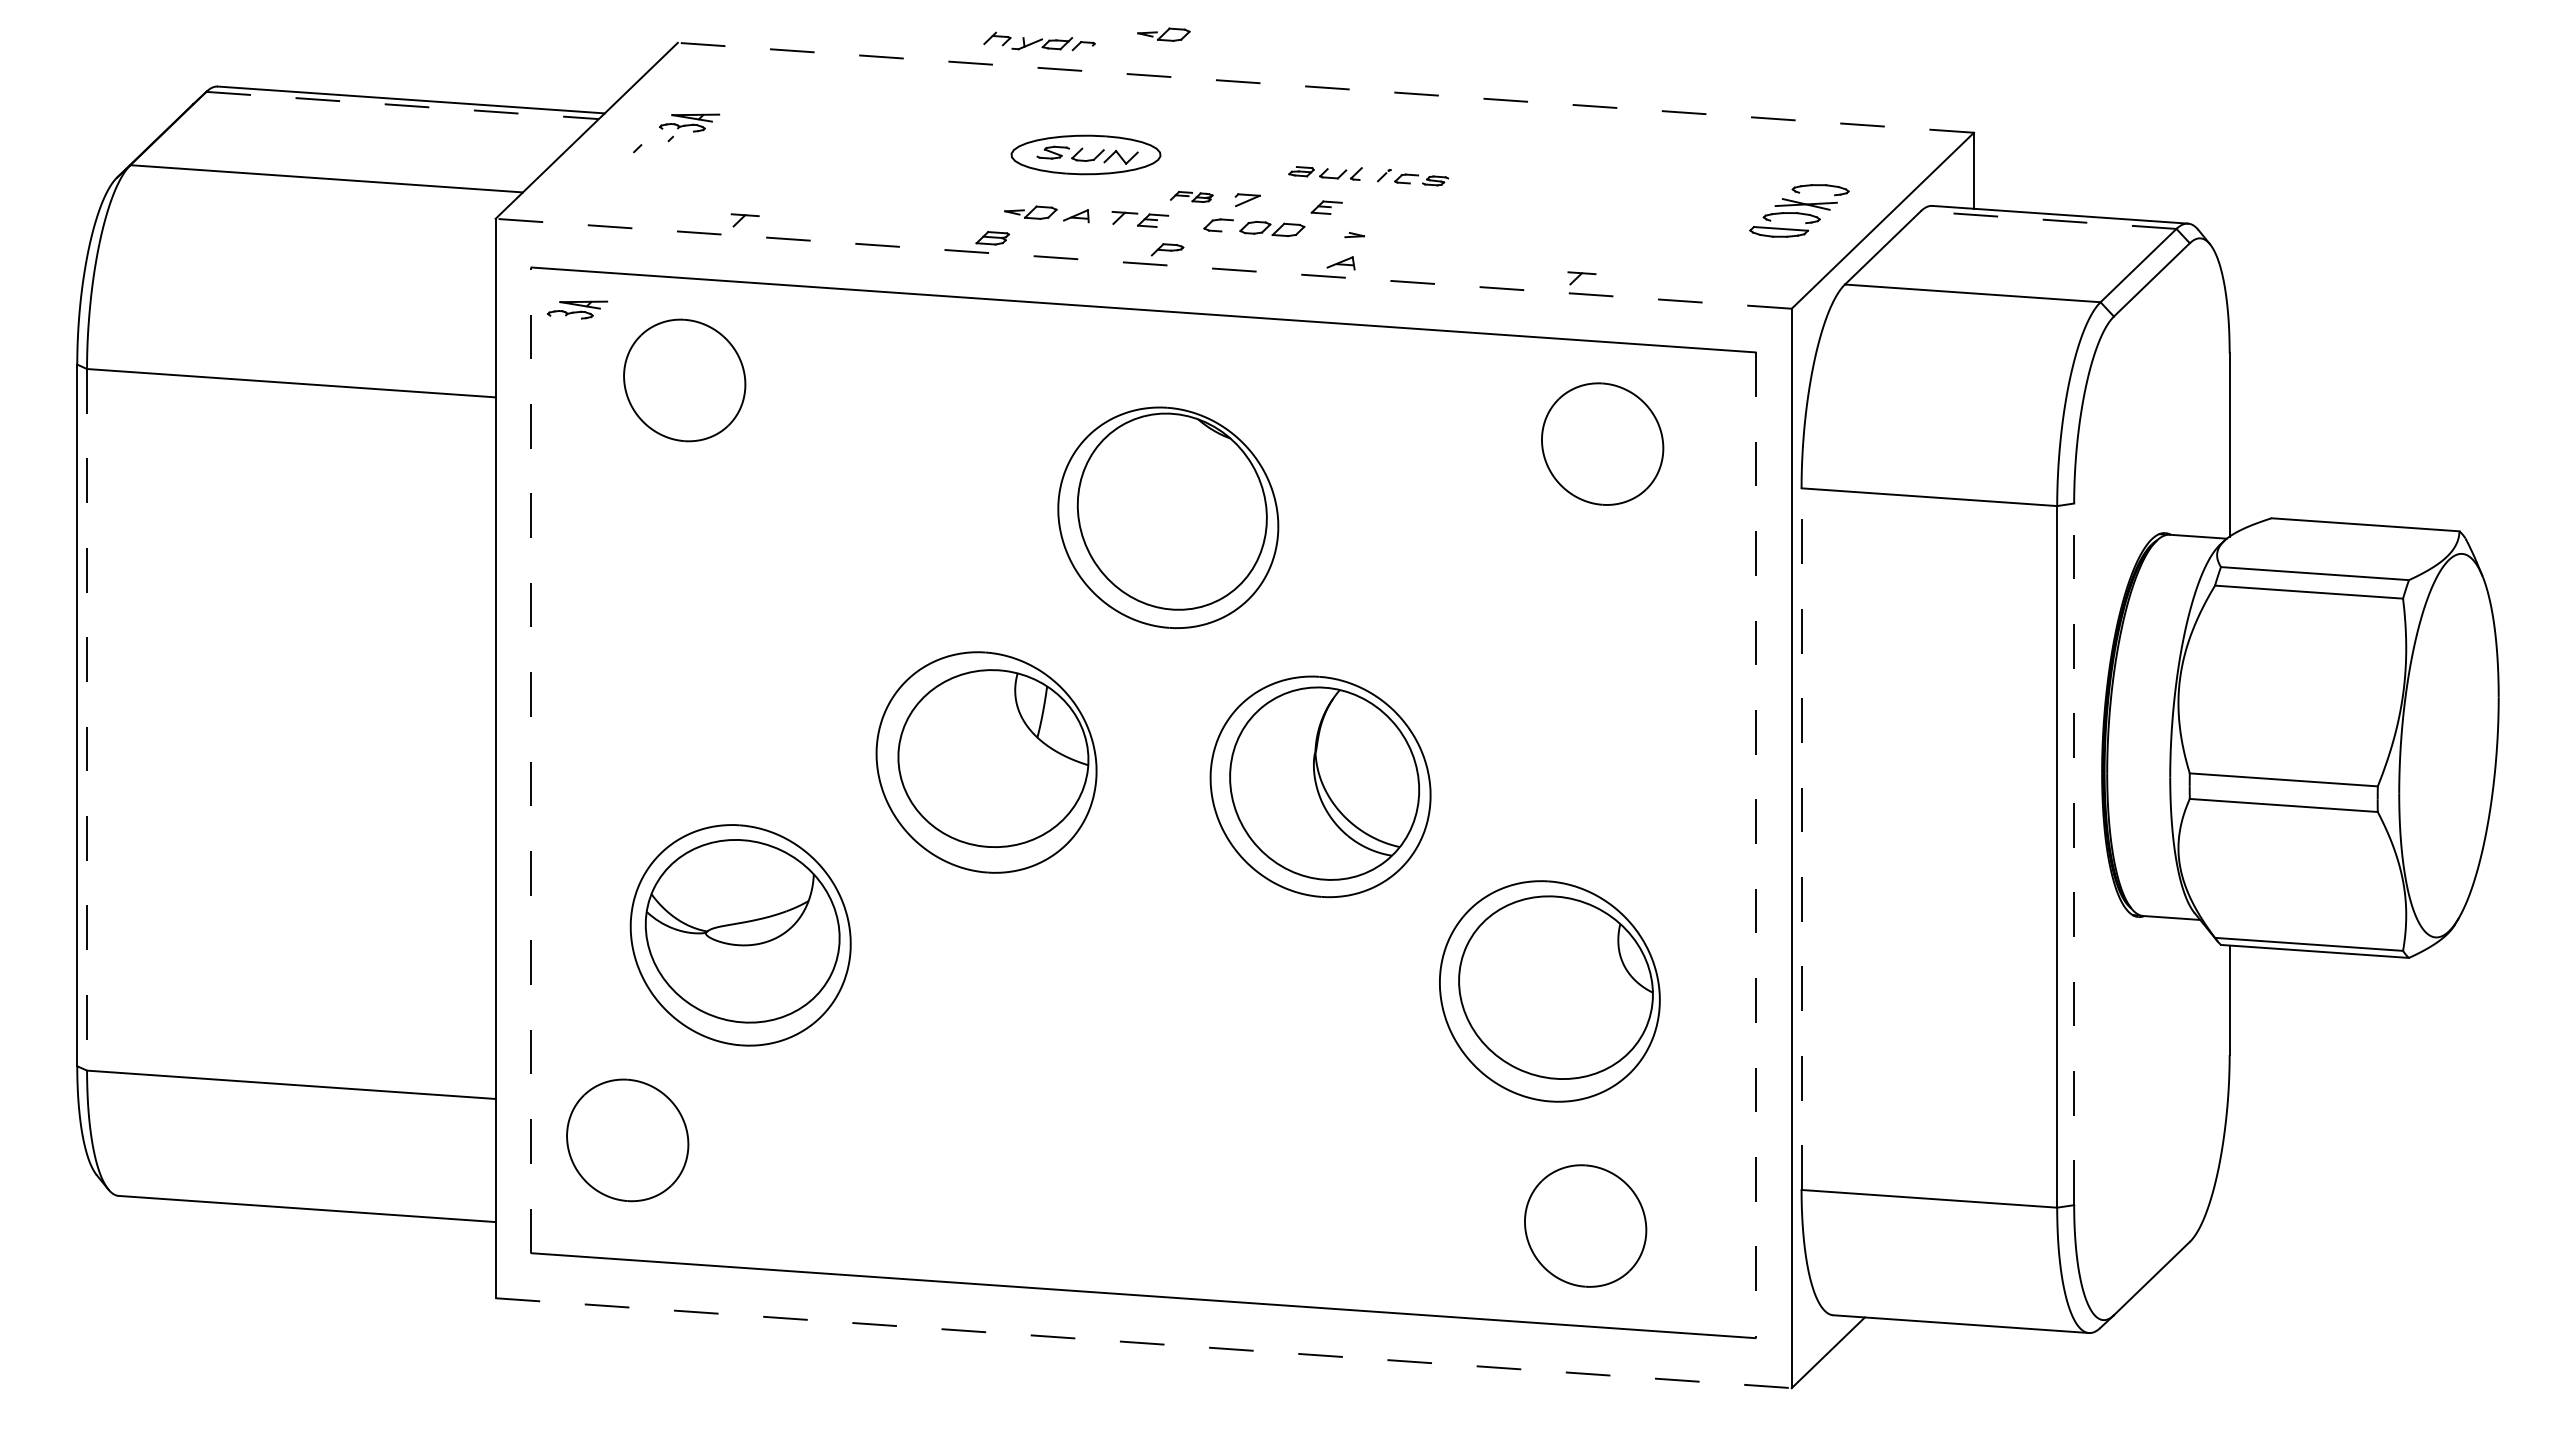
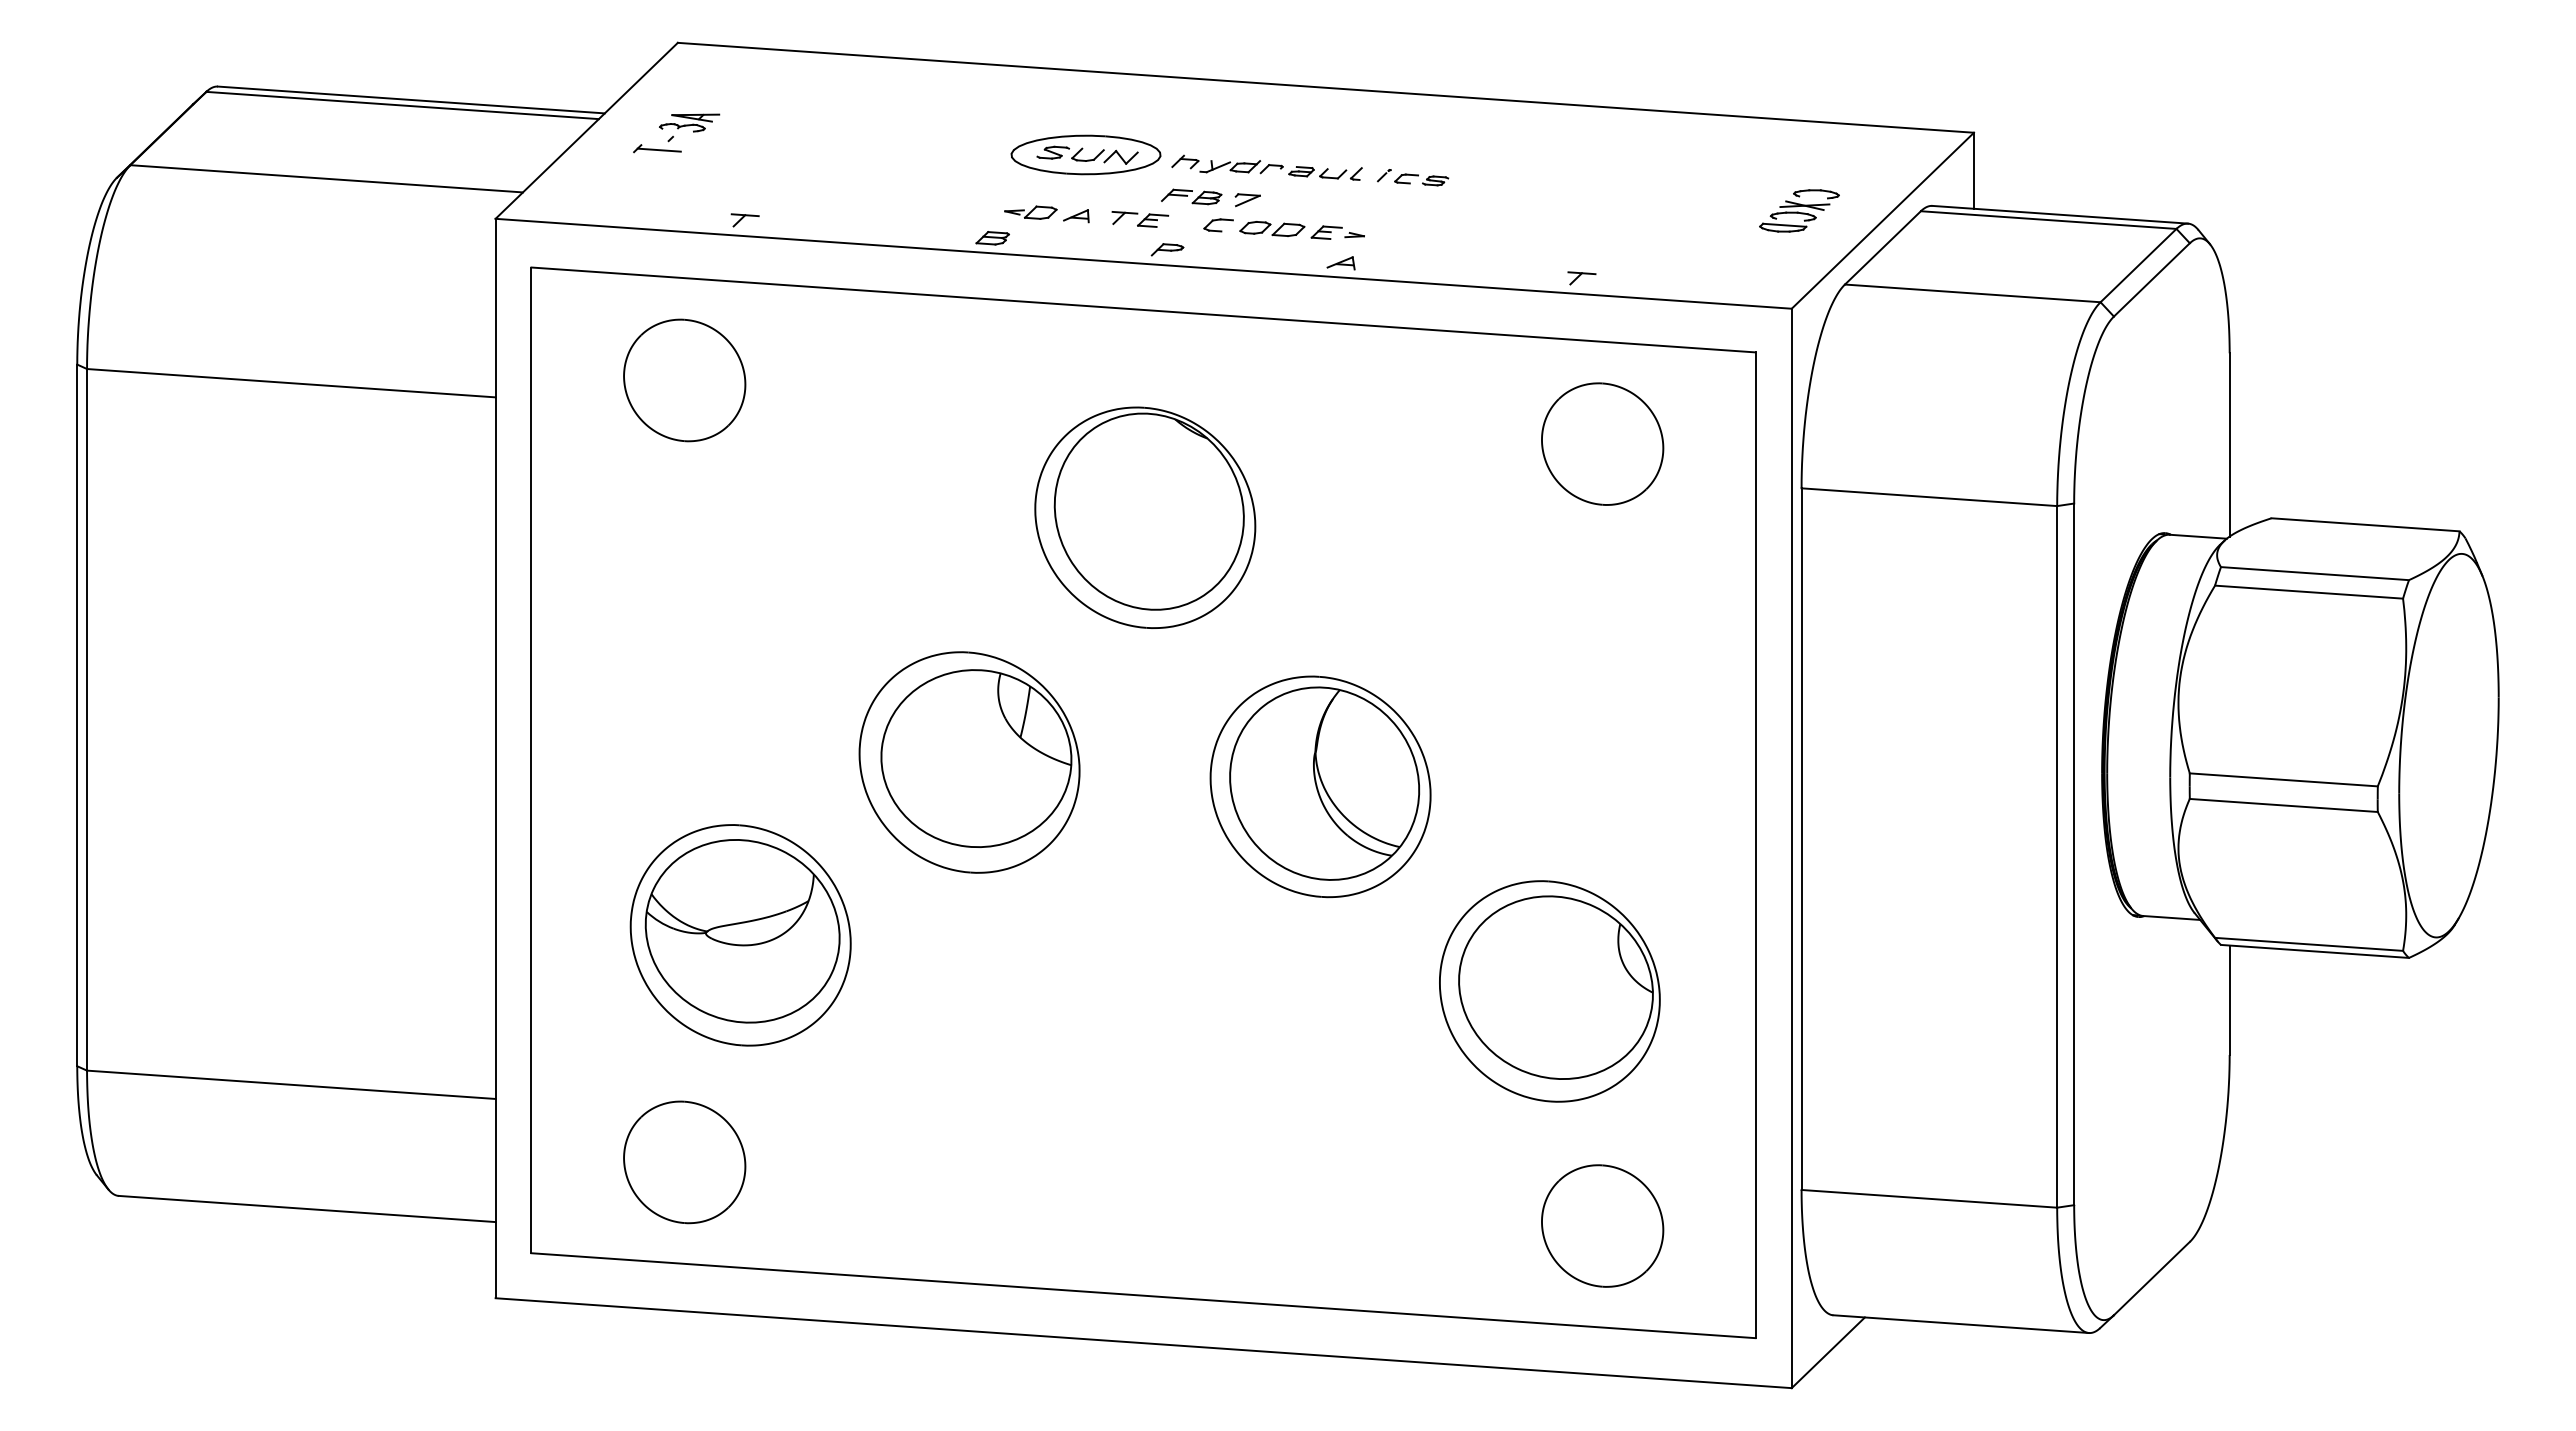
part: present -> none (1163, 34)
part position: (1039, 41) -> (1227, 164) (1227, 164)
line: dashed -> solid (1325, 87)
line: dashed -> solid (402, 105)
line: none -> present (658, 149)
part size: 44x12 px -> 62x18 px (1191, 196)
part position: (1326, 207) -> (1326, 232) (1326, 232)
part size: 101x54 px -> 81x44 px (1799, 210)
line: dashed -> solid (2048, 220)
line: dashed -> solid (1143, 263)
part: present -> none (577, 309)
part position: (1168, 517) -> (1145, 517) (1145, 517)
line: dashed -> solid (87, 719)
line: dashed -> solid (531, 760)
part position: (986, 762) -> (969, 762) (969, 762)
line: dashed -> solid (1801, 839)
line: dashed -> solid (1755, 845)
line: dashed -> solid (2074, 854)
part position: (627, 1140) -> (684, 1162) (684, 1162)
part position: (1585, 1225) -> (1602, 1225) (1602, 1225)
line: dashed -> solid (1143, 1343)
